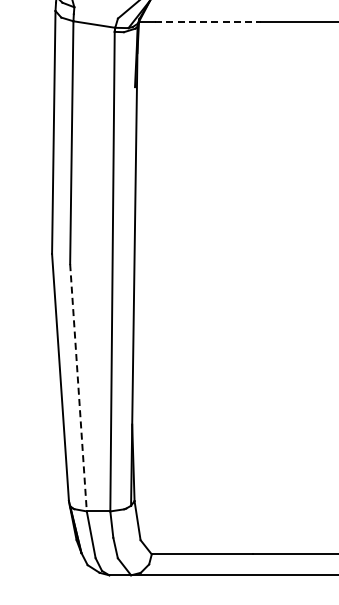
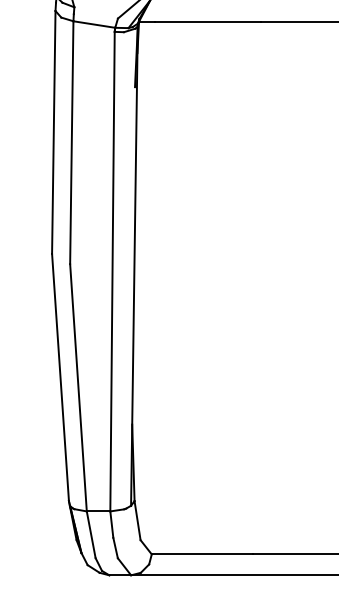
line: dashed -> solid (208, 21)
line: dashed -> solid (78, 387)
